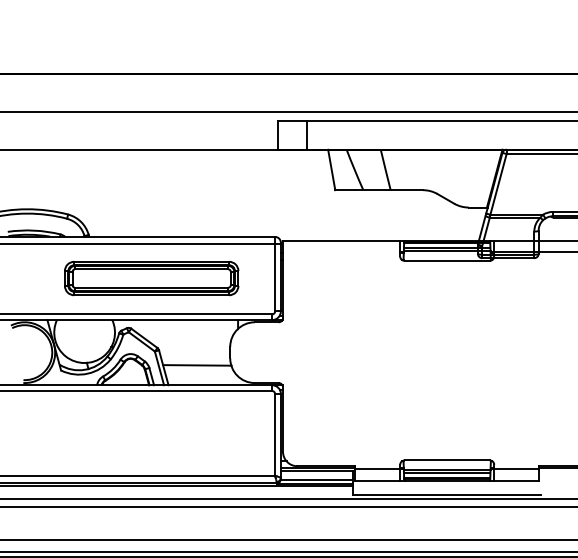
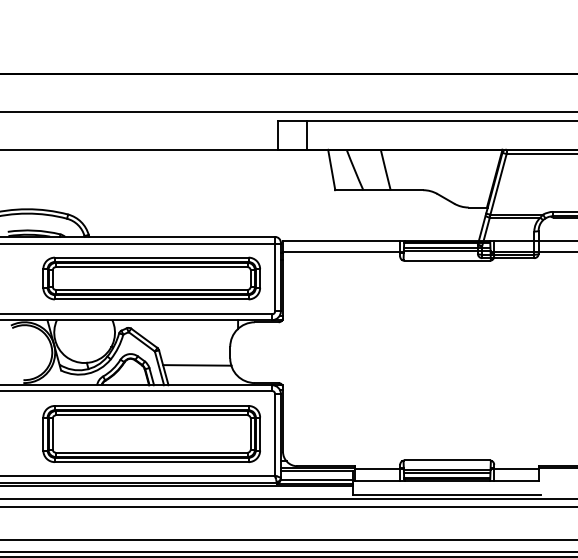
line: none -> present (341, 252)
part size: 176x36 px -> 219x45 px (151, 278)
part: none -> present (151, 433)
